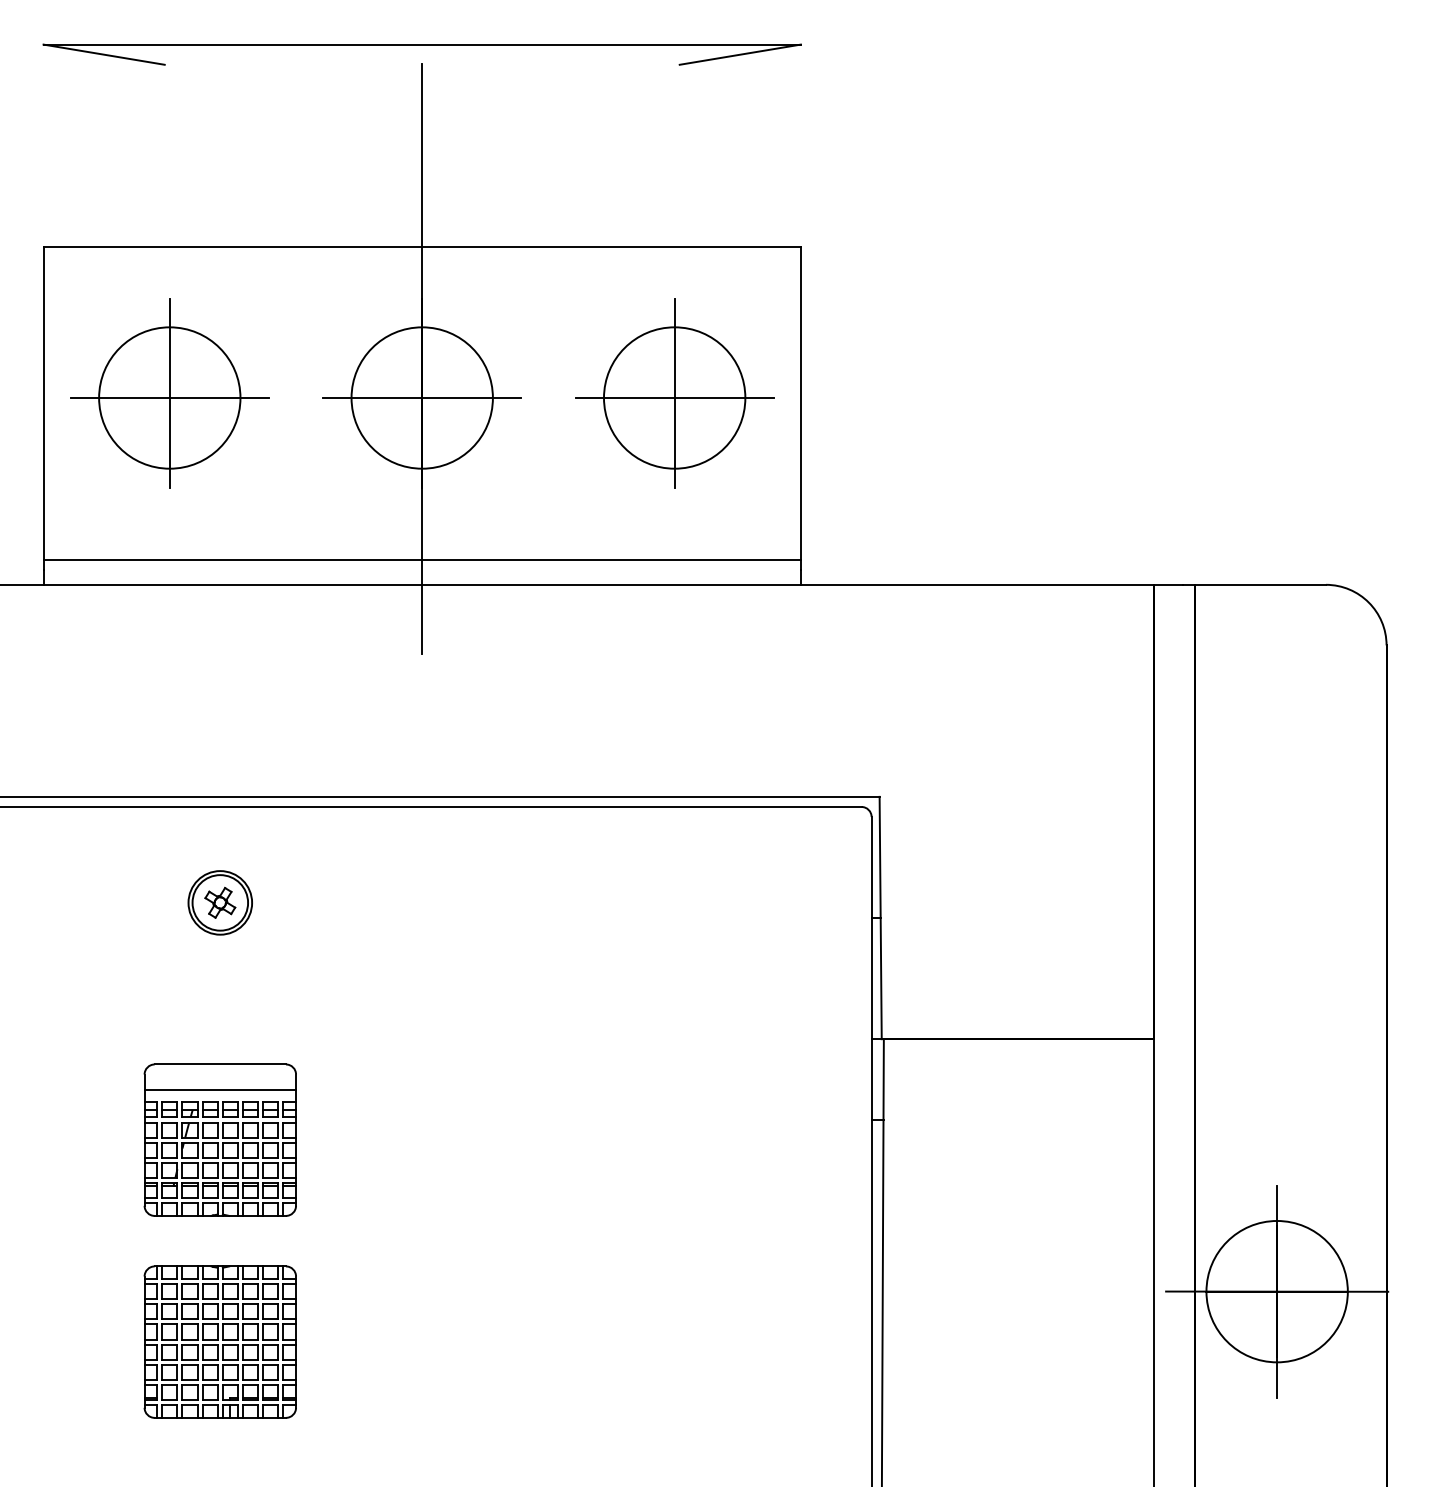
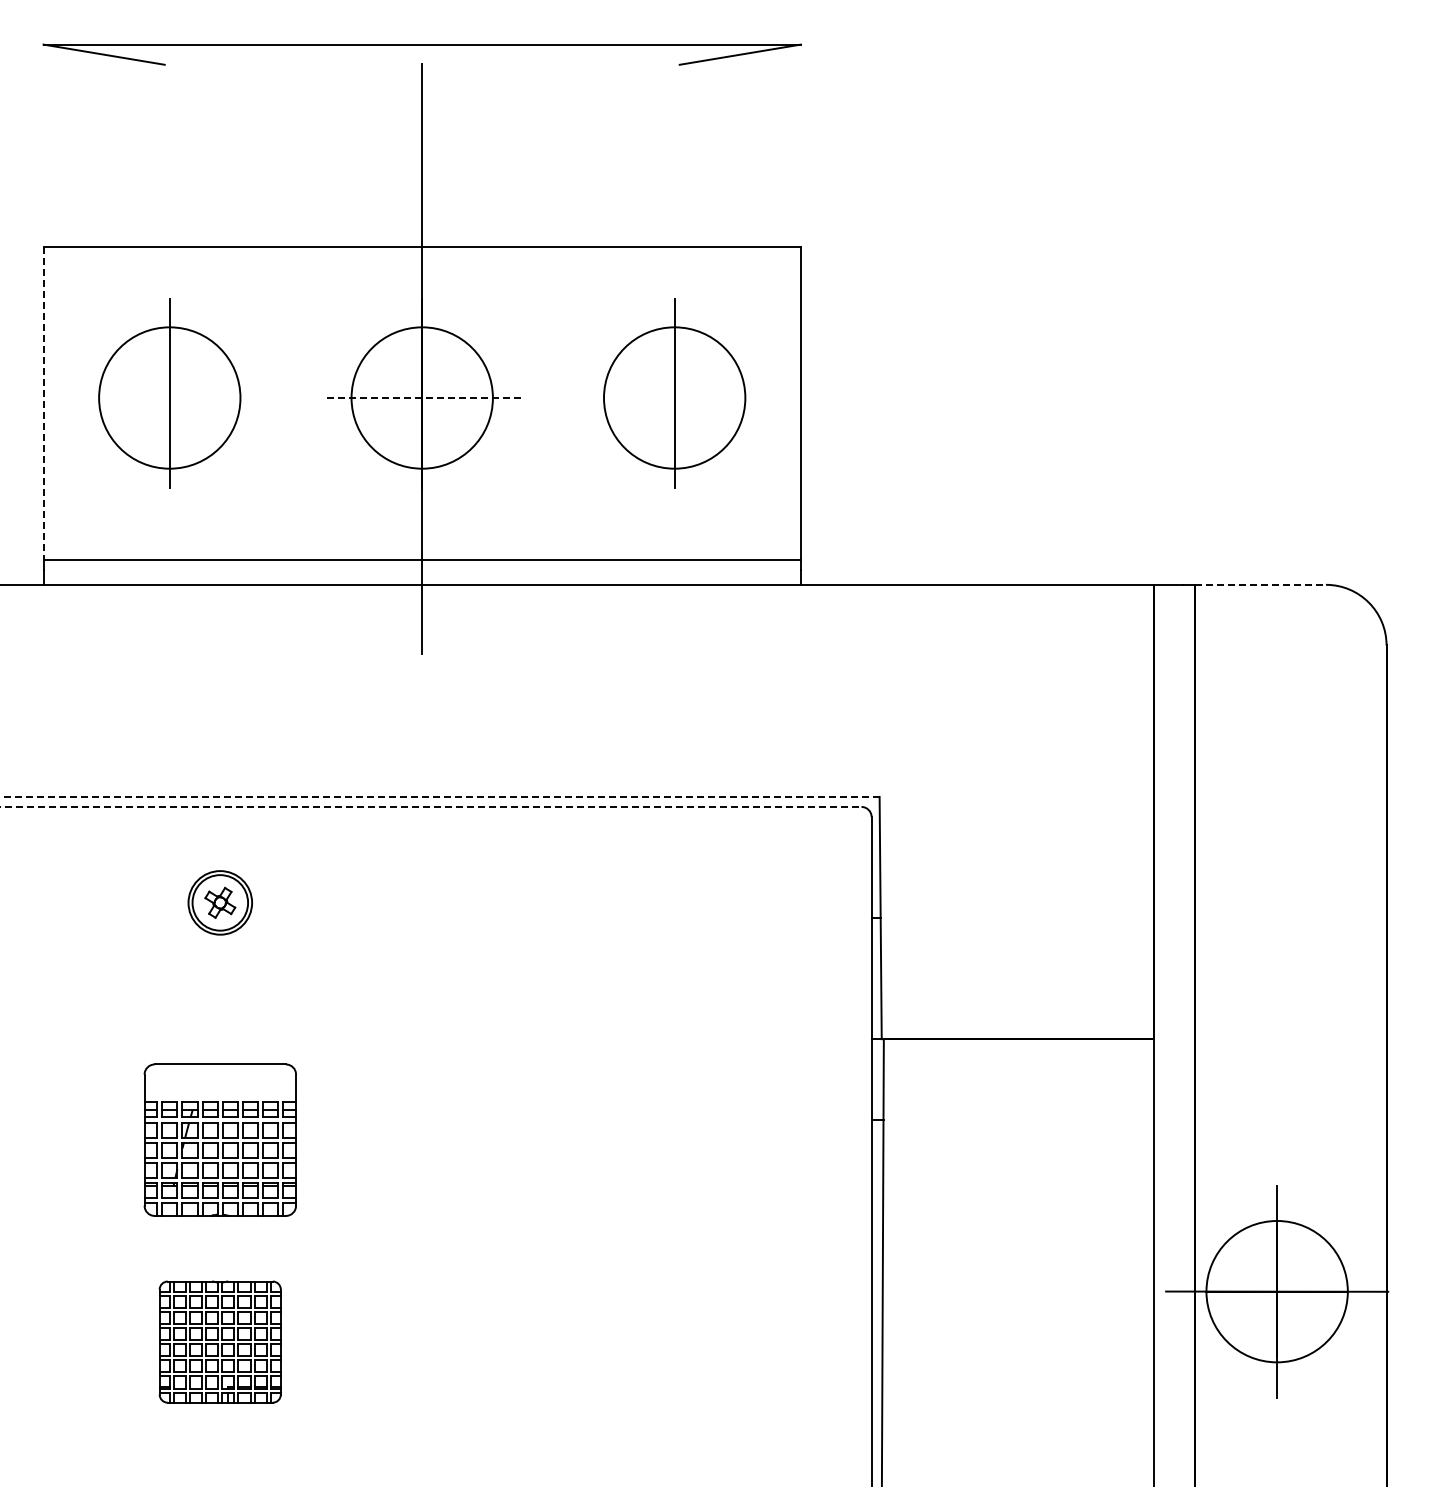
line: present -> none (169, 398)
line: solid -> dashed (422, 398)
line: present -> none (674, 398)
line: solid -> dashed (43, 403)
line: solid -> dashed (1260, 584)
line: solid -> dashed (439, 796)
line: solid -> dashed (430, 806)
line: present -> none (220, 1089)
part size: 154x154 px -> 124x124 px (219, 1341)
